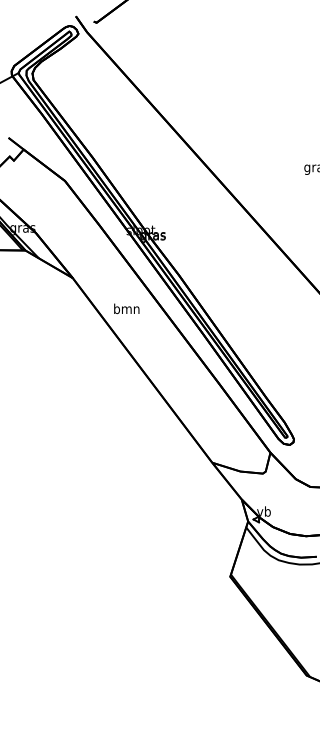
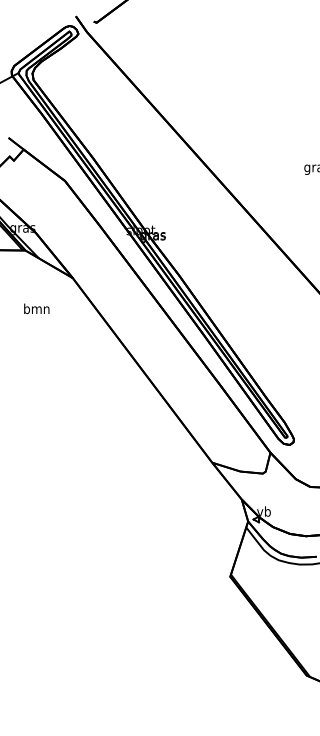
text position: (126, 308) -> (36, 308) (36, 308)
